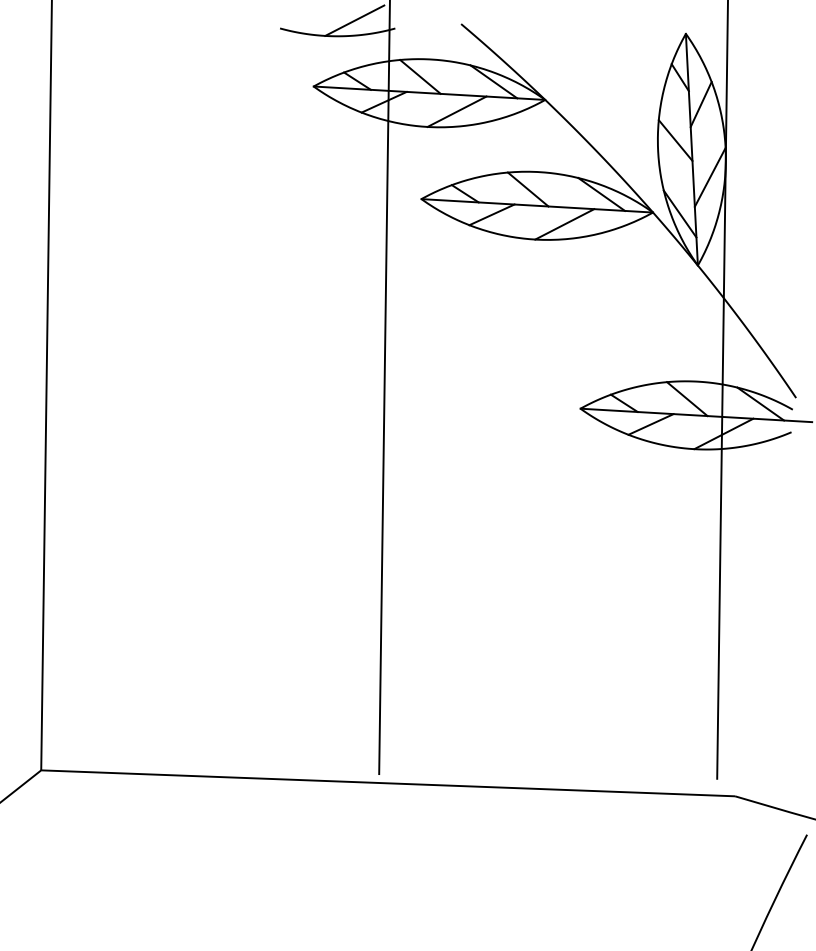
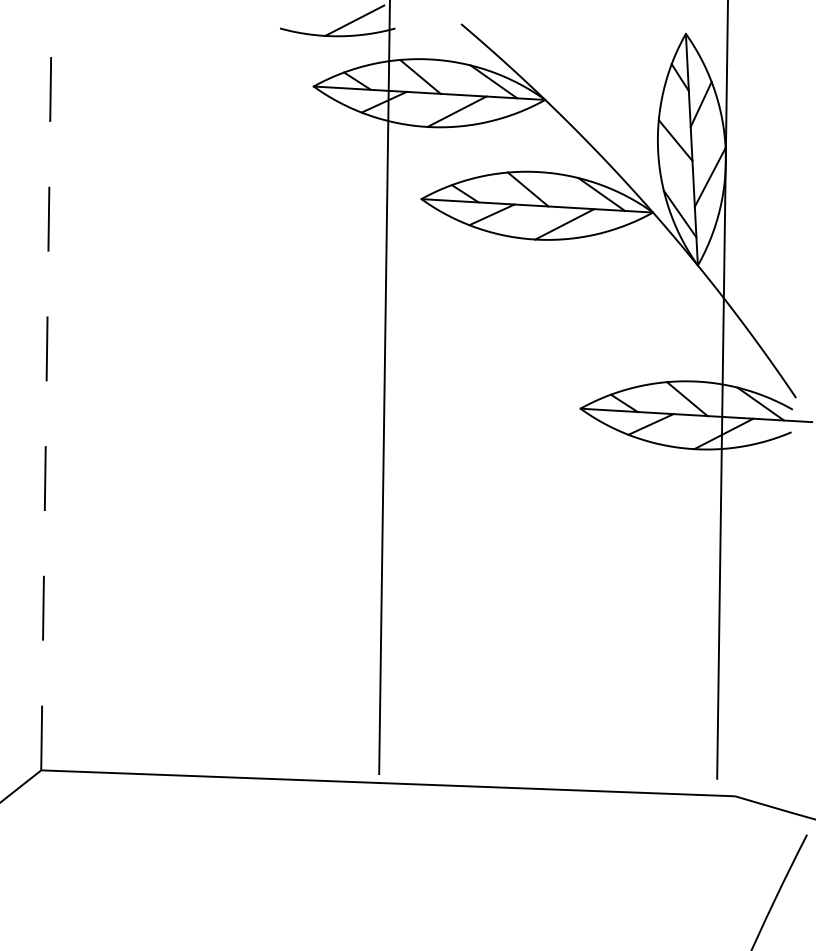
line: solid -> dashed (46, 385)
